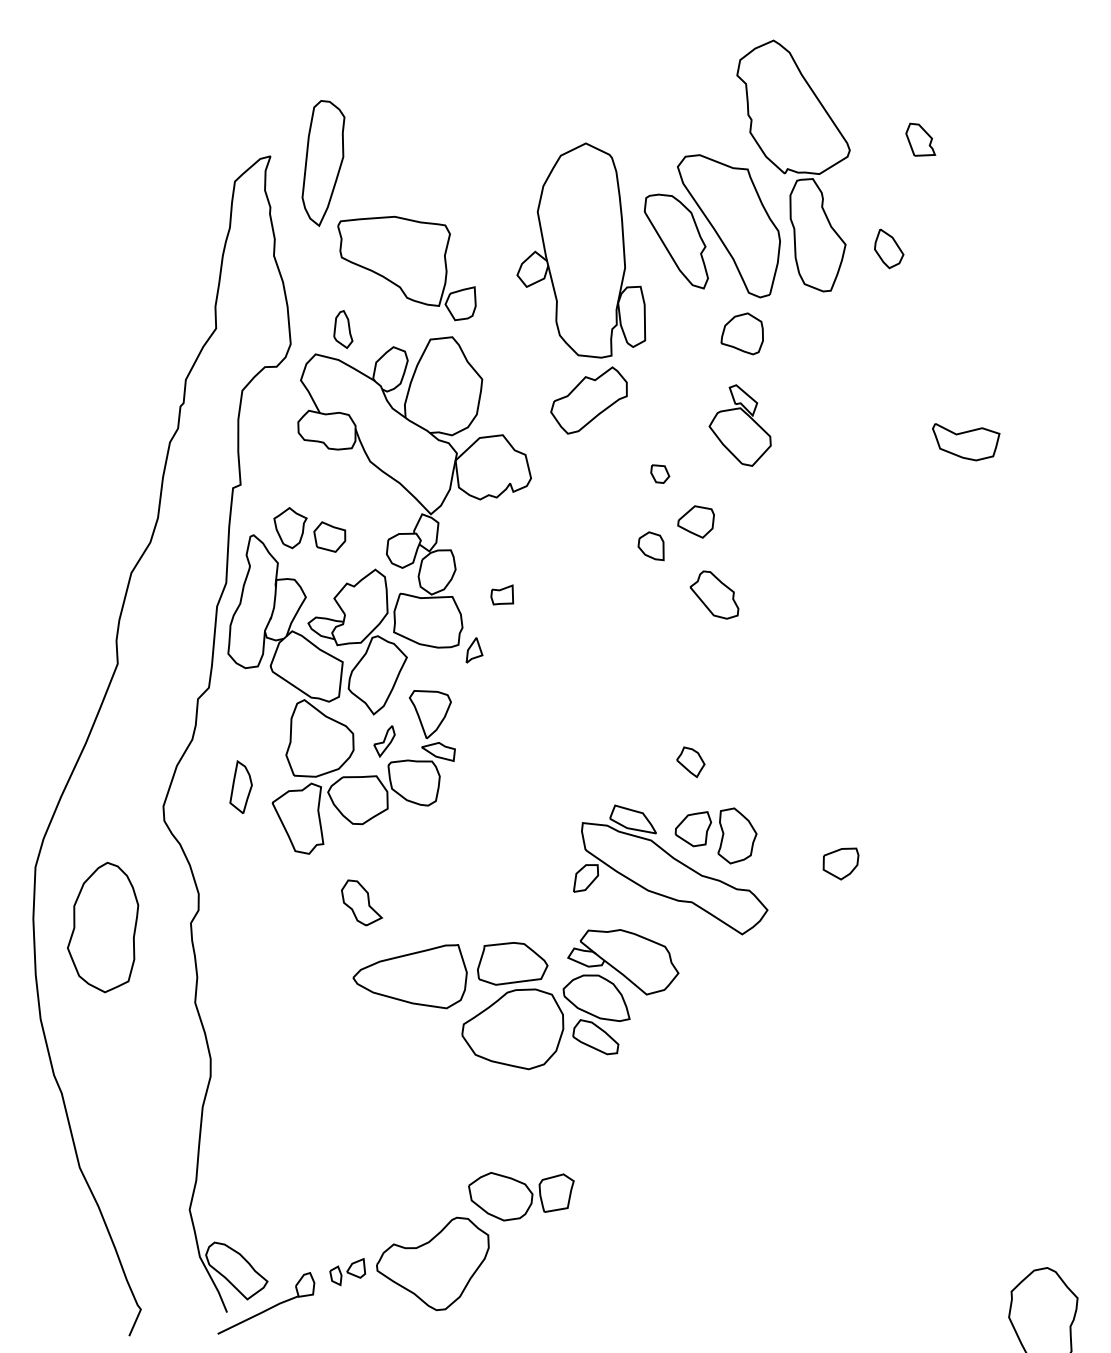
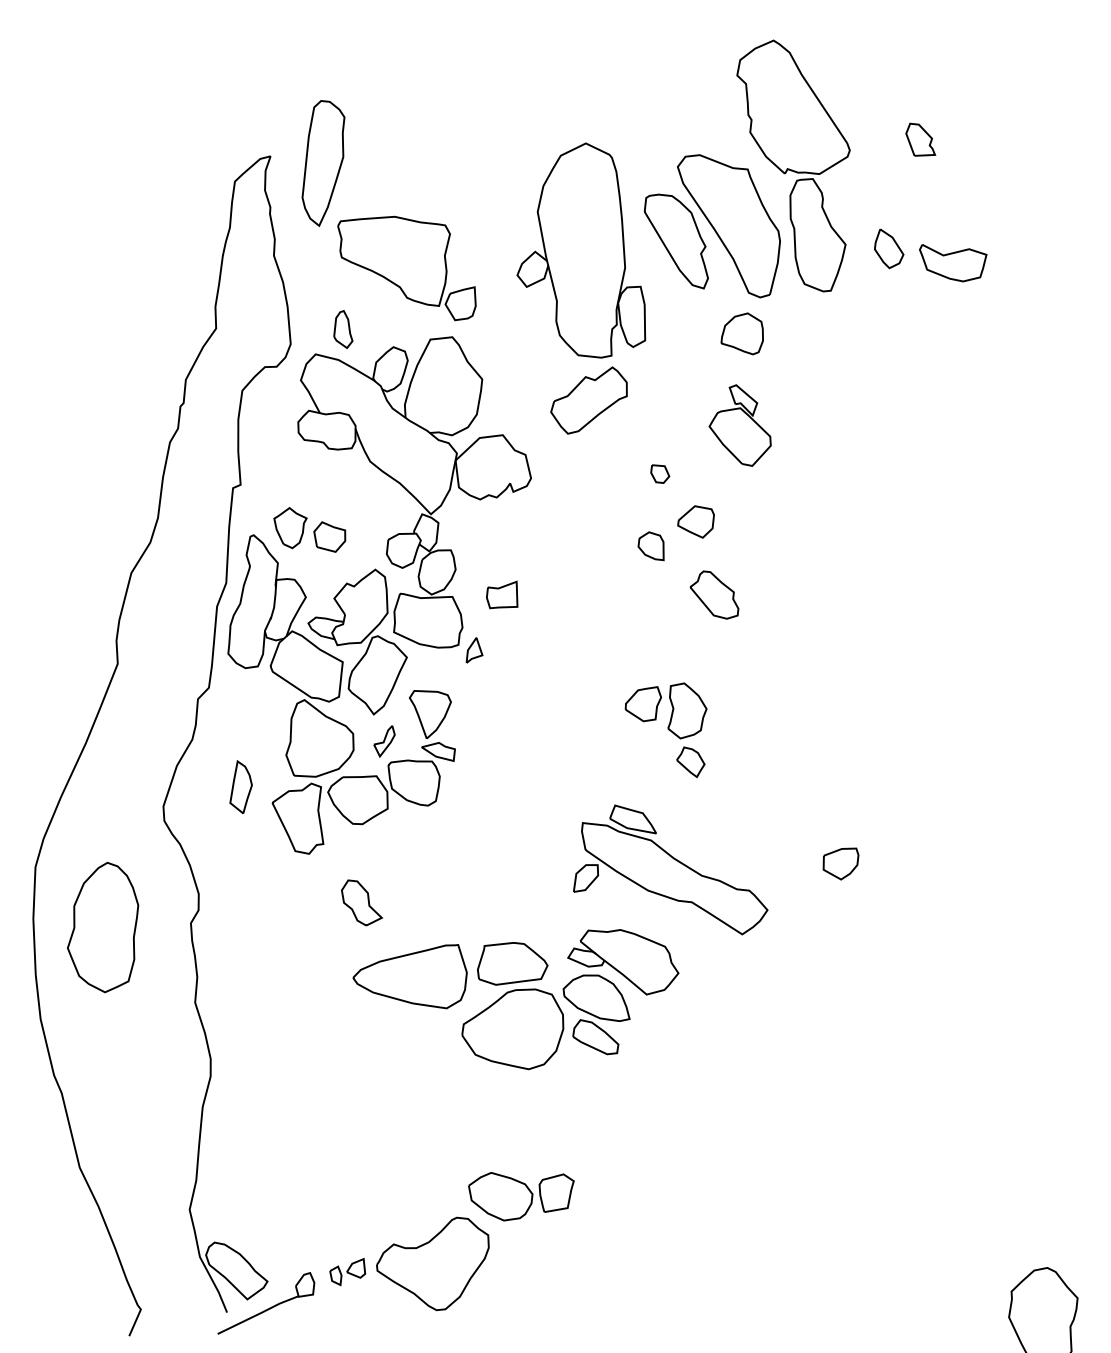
part position: (966, 442) -> (953, 263) (953, 263)
part size: 25x22 px -> 33x30 px (502, 594)
part position: (721, 836) -> (671, 711) (671, 711)
